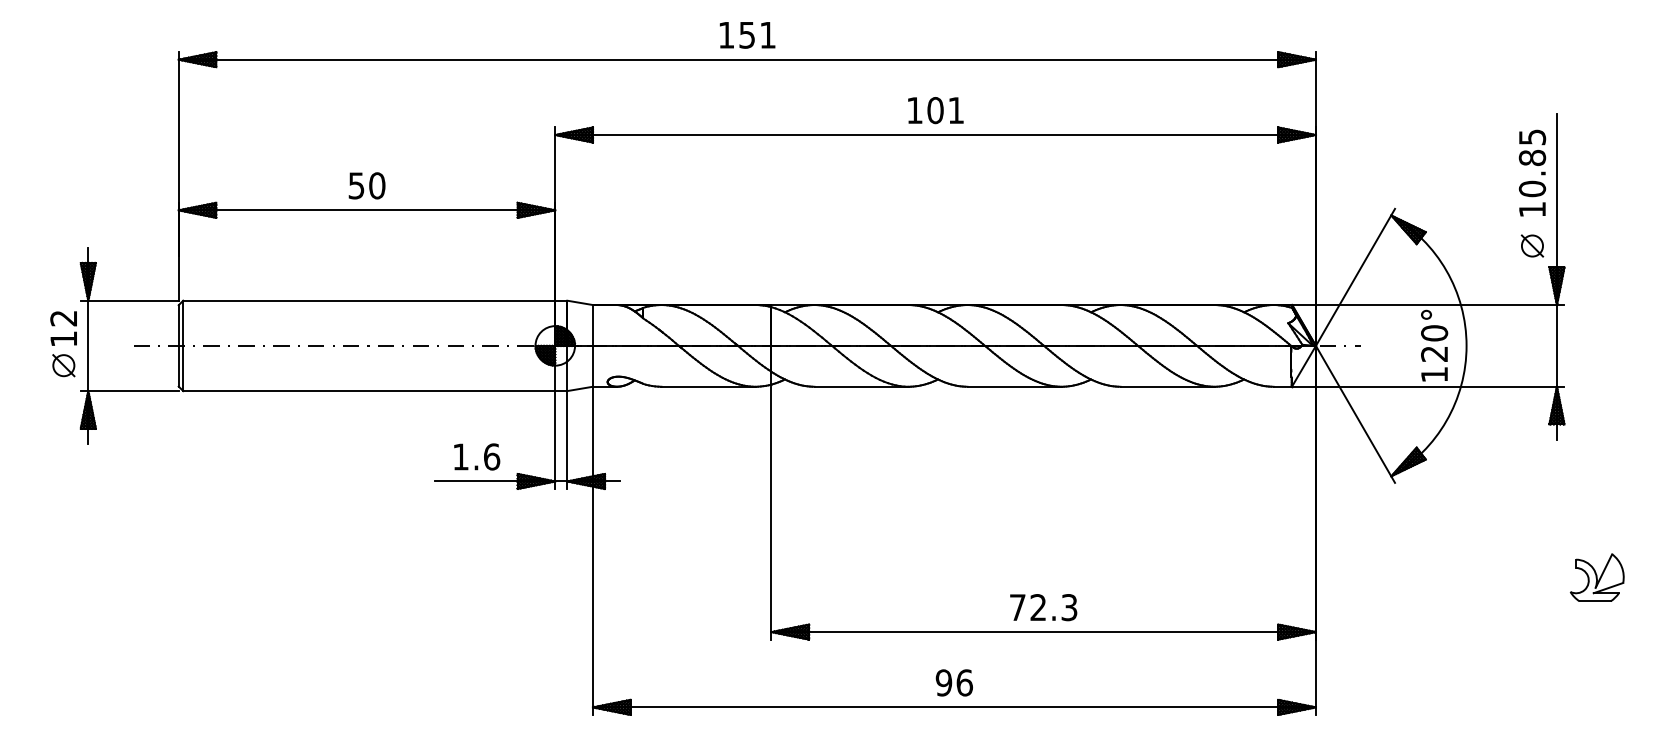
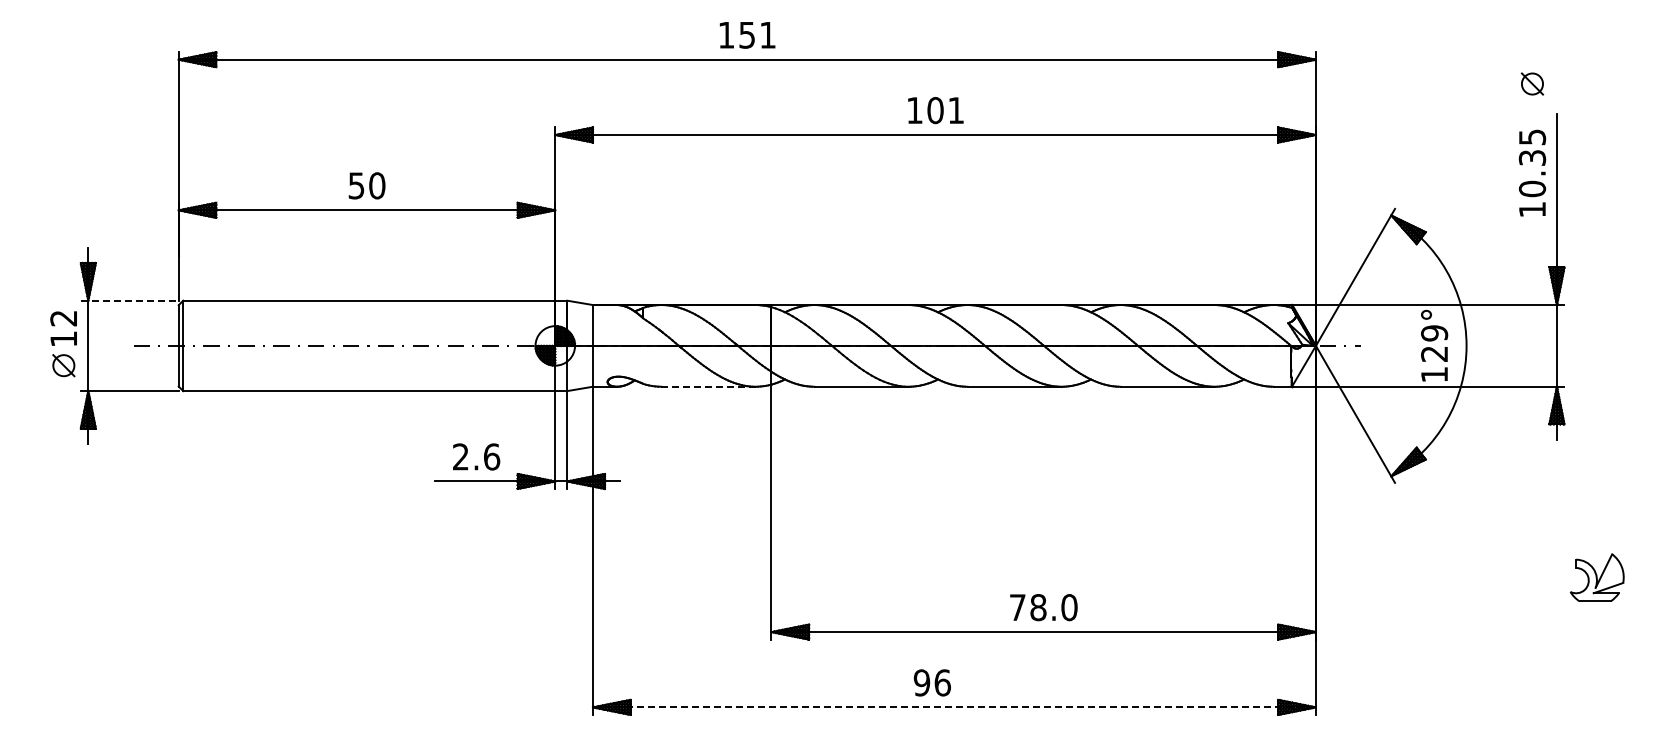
text: 10.85 -> 10.35 (1532, 157)
part position: (1532, 245) -> (1532, 83) (1532, 83)
line: solid -> dashed (129, 300)
text: 120° -> 129° (1434, 333)
line: solid -> dashed (709, 386)
text: 1.6 -> 2.6 (460, 456)
text: 72.3 -> 78.0 (1053, 607)
text position: (953, 682) -> (931, 682) (931, 682)
line: solid -> dashed (954, 707)
